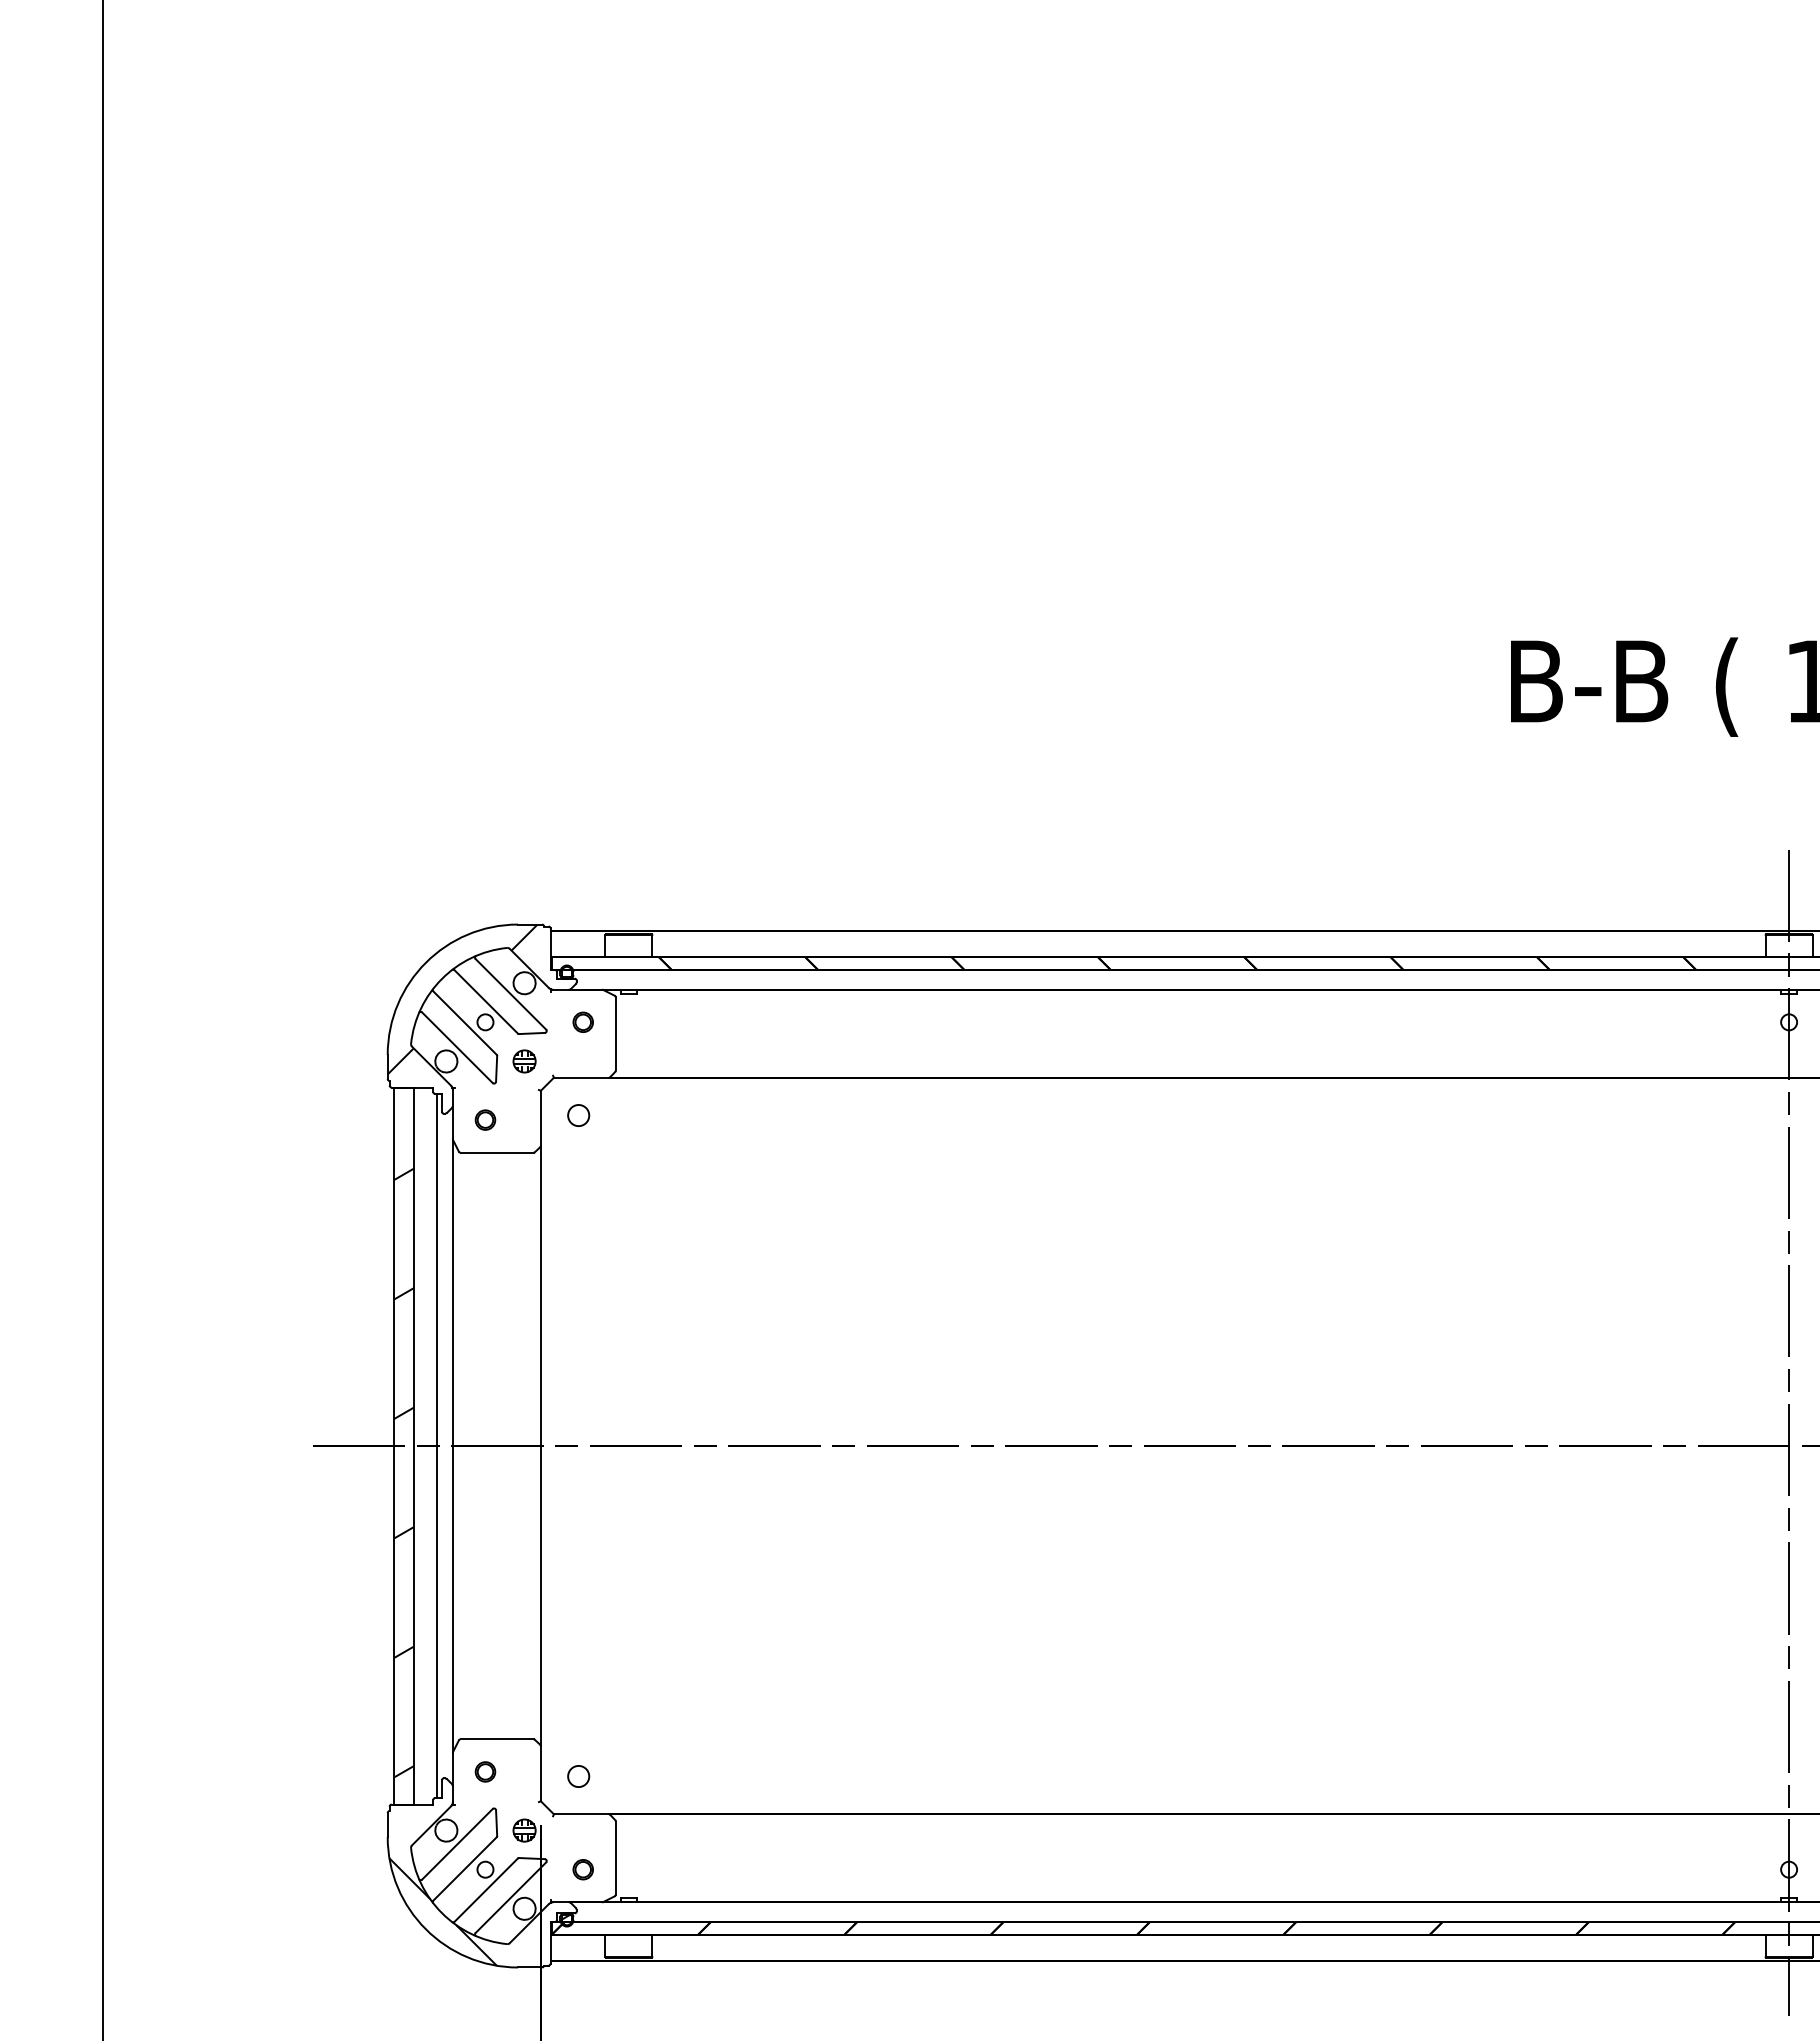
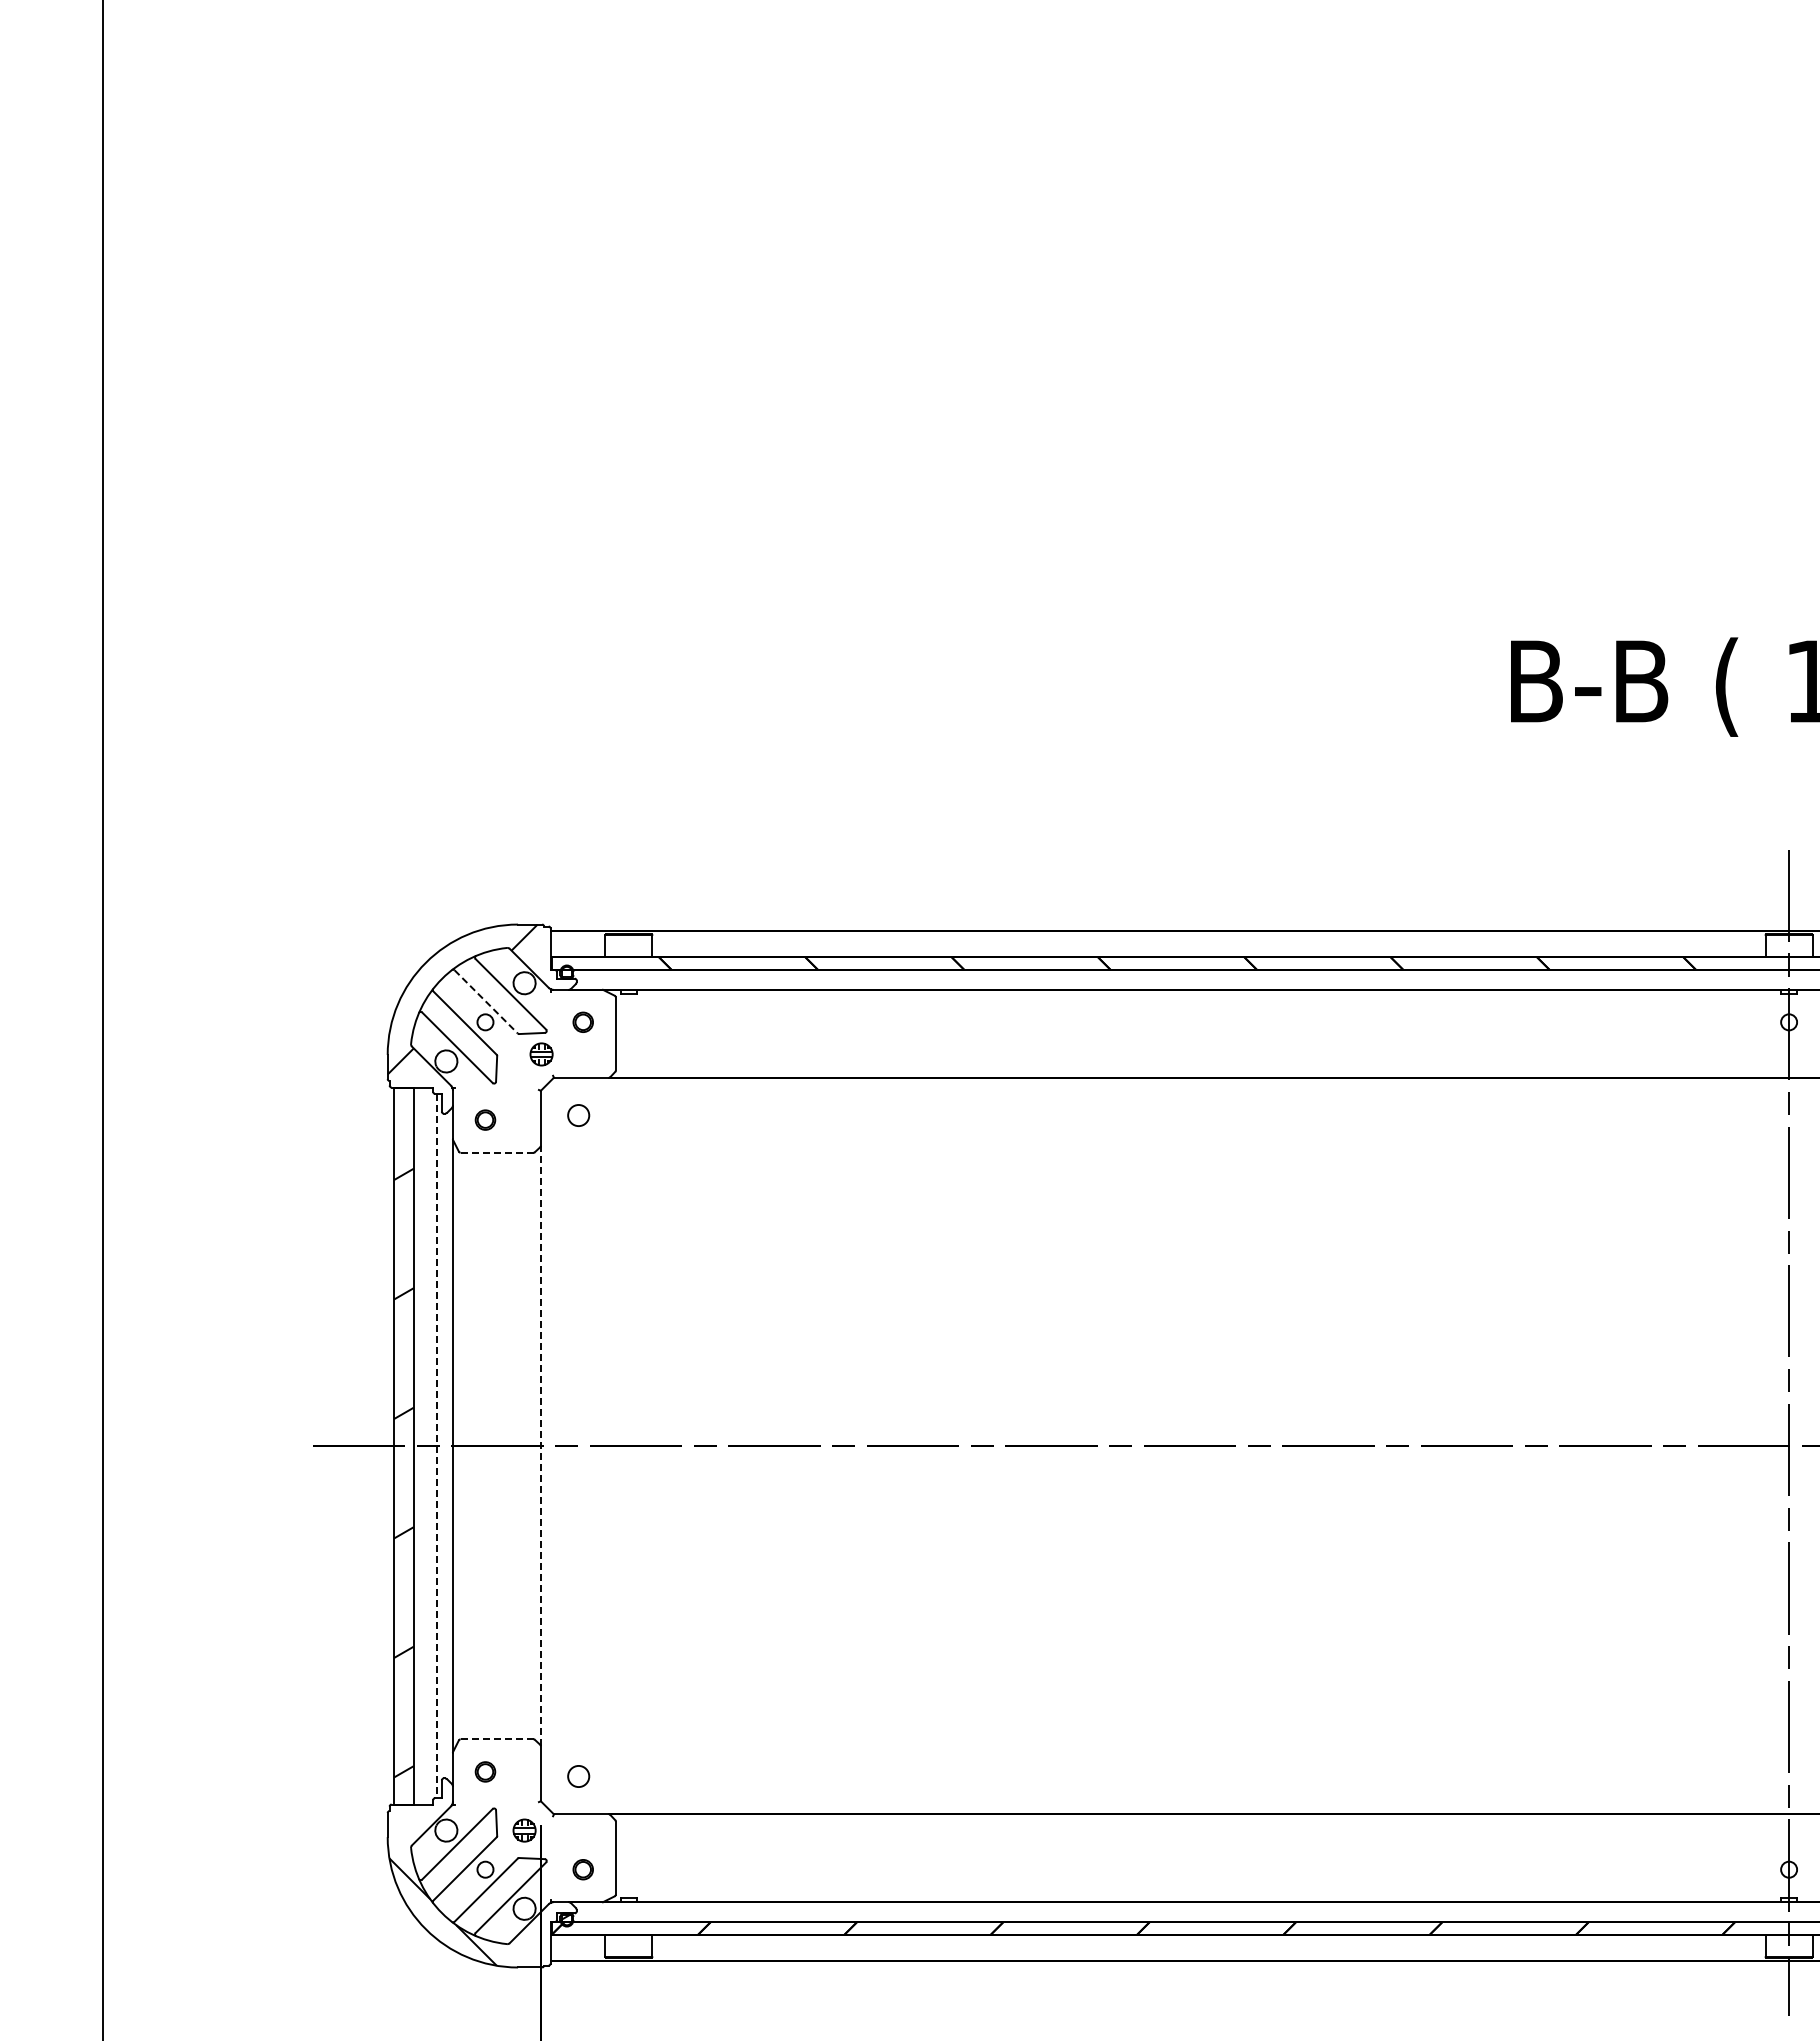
line: solid -> dashed (486, 1001)
part position: (524, 1061) -> (541, 1054) (541, 1054)
line: solid -> dashed (497, 1152)
line: solid -> dashed (540, 1445)
line: solid -> dashed (436, 1446)
line: solid -> dashed (496, 1739)
